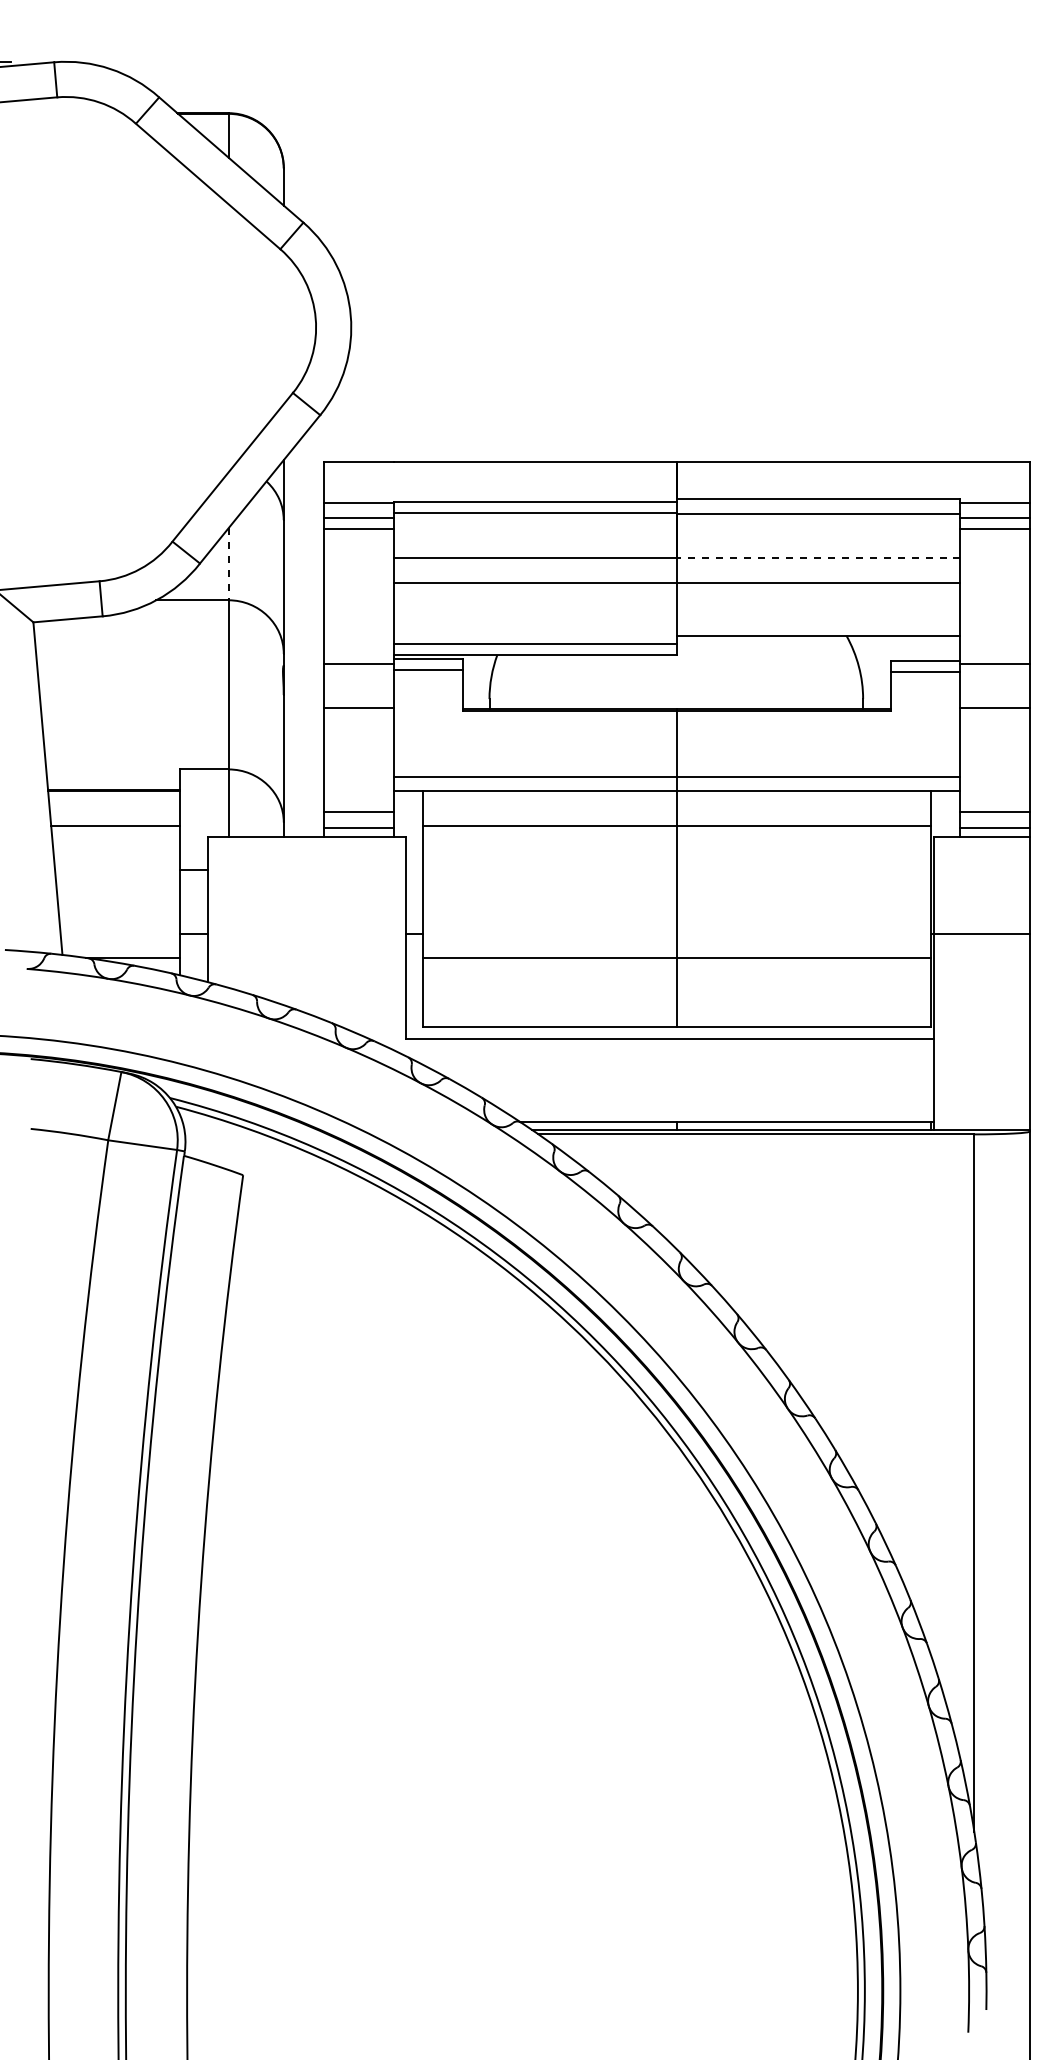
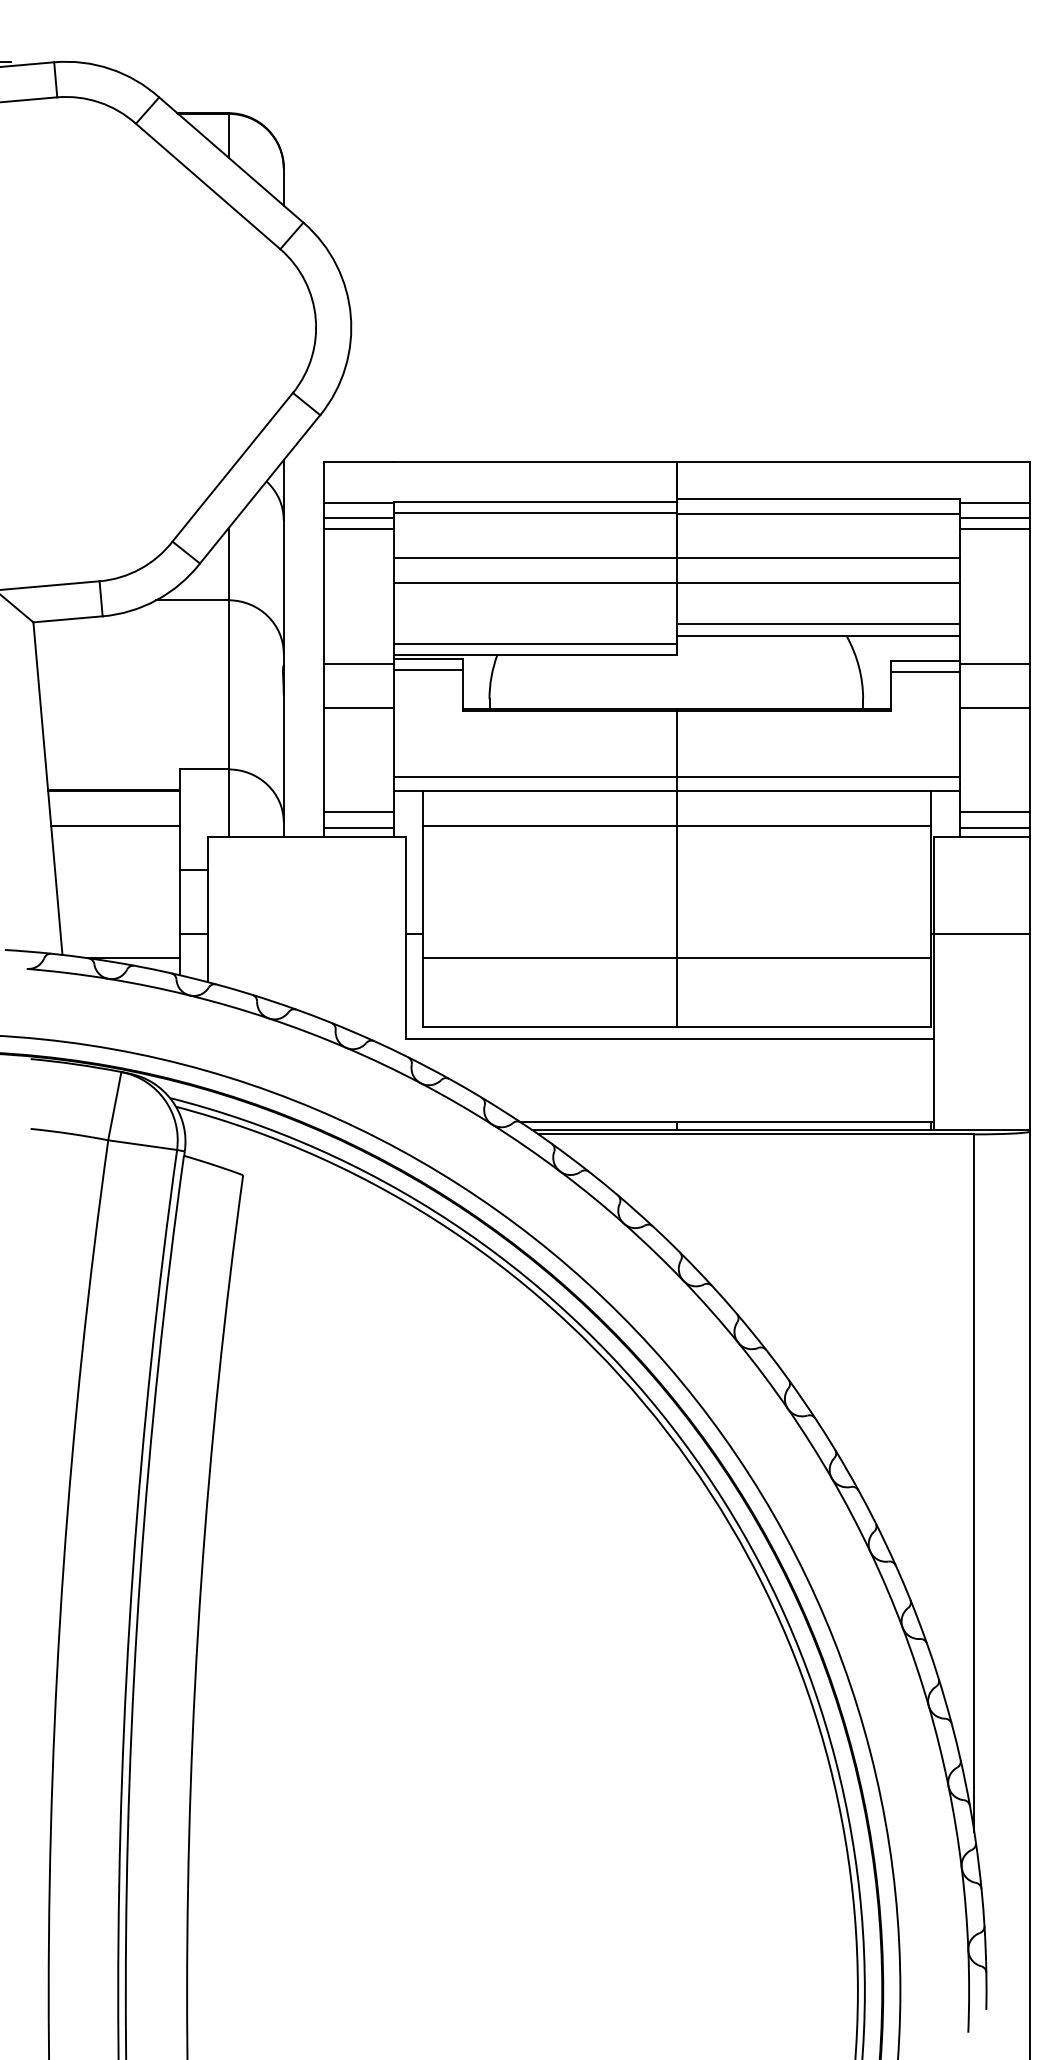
line: dashed -> solid (818, 558)
line: dashed -> solid (228, 564)
line: none -> present (818, 624)
